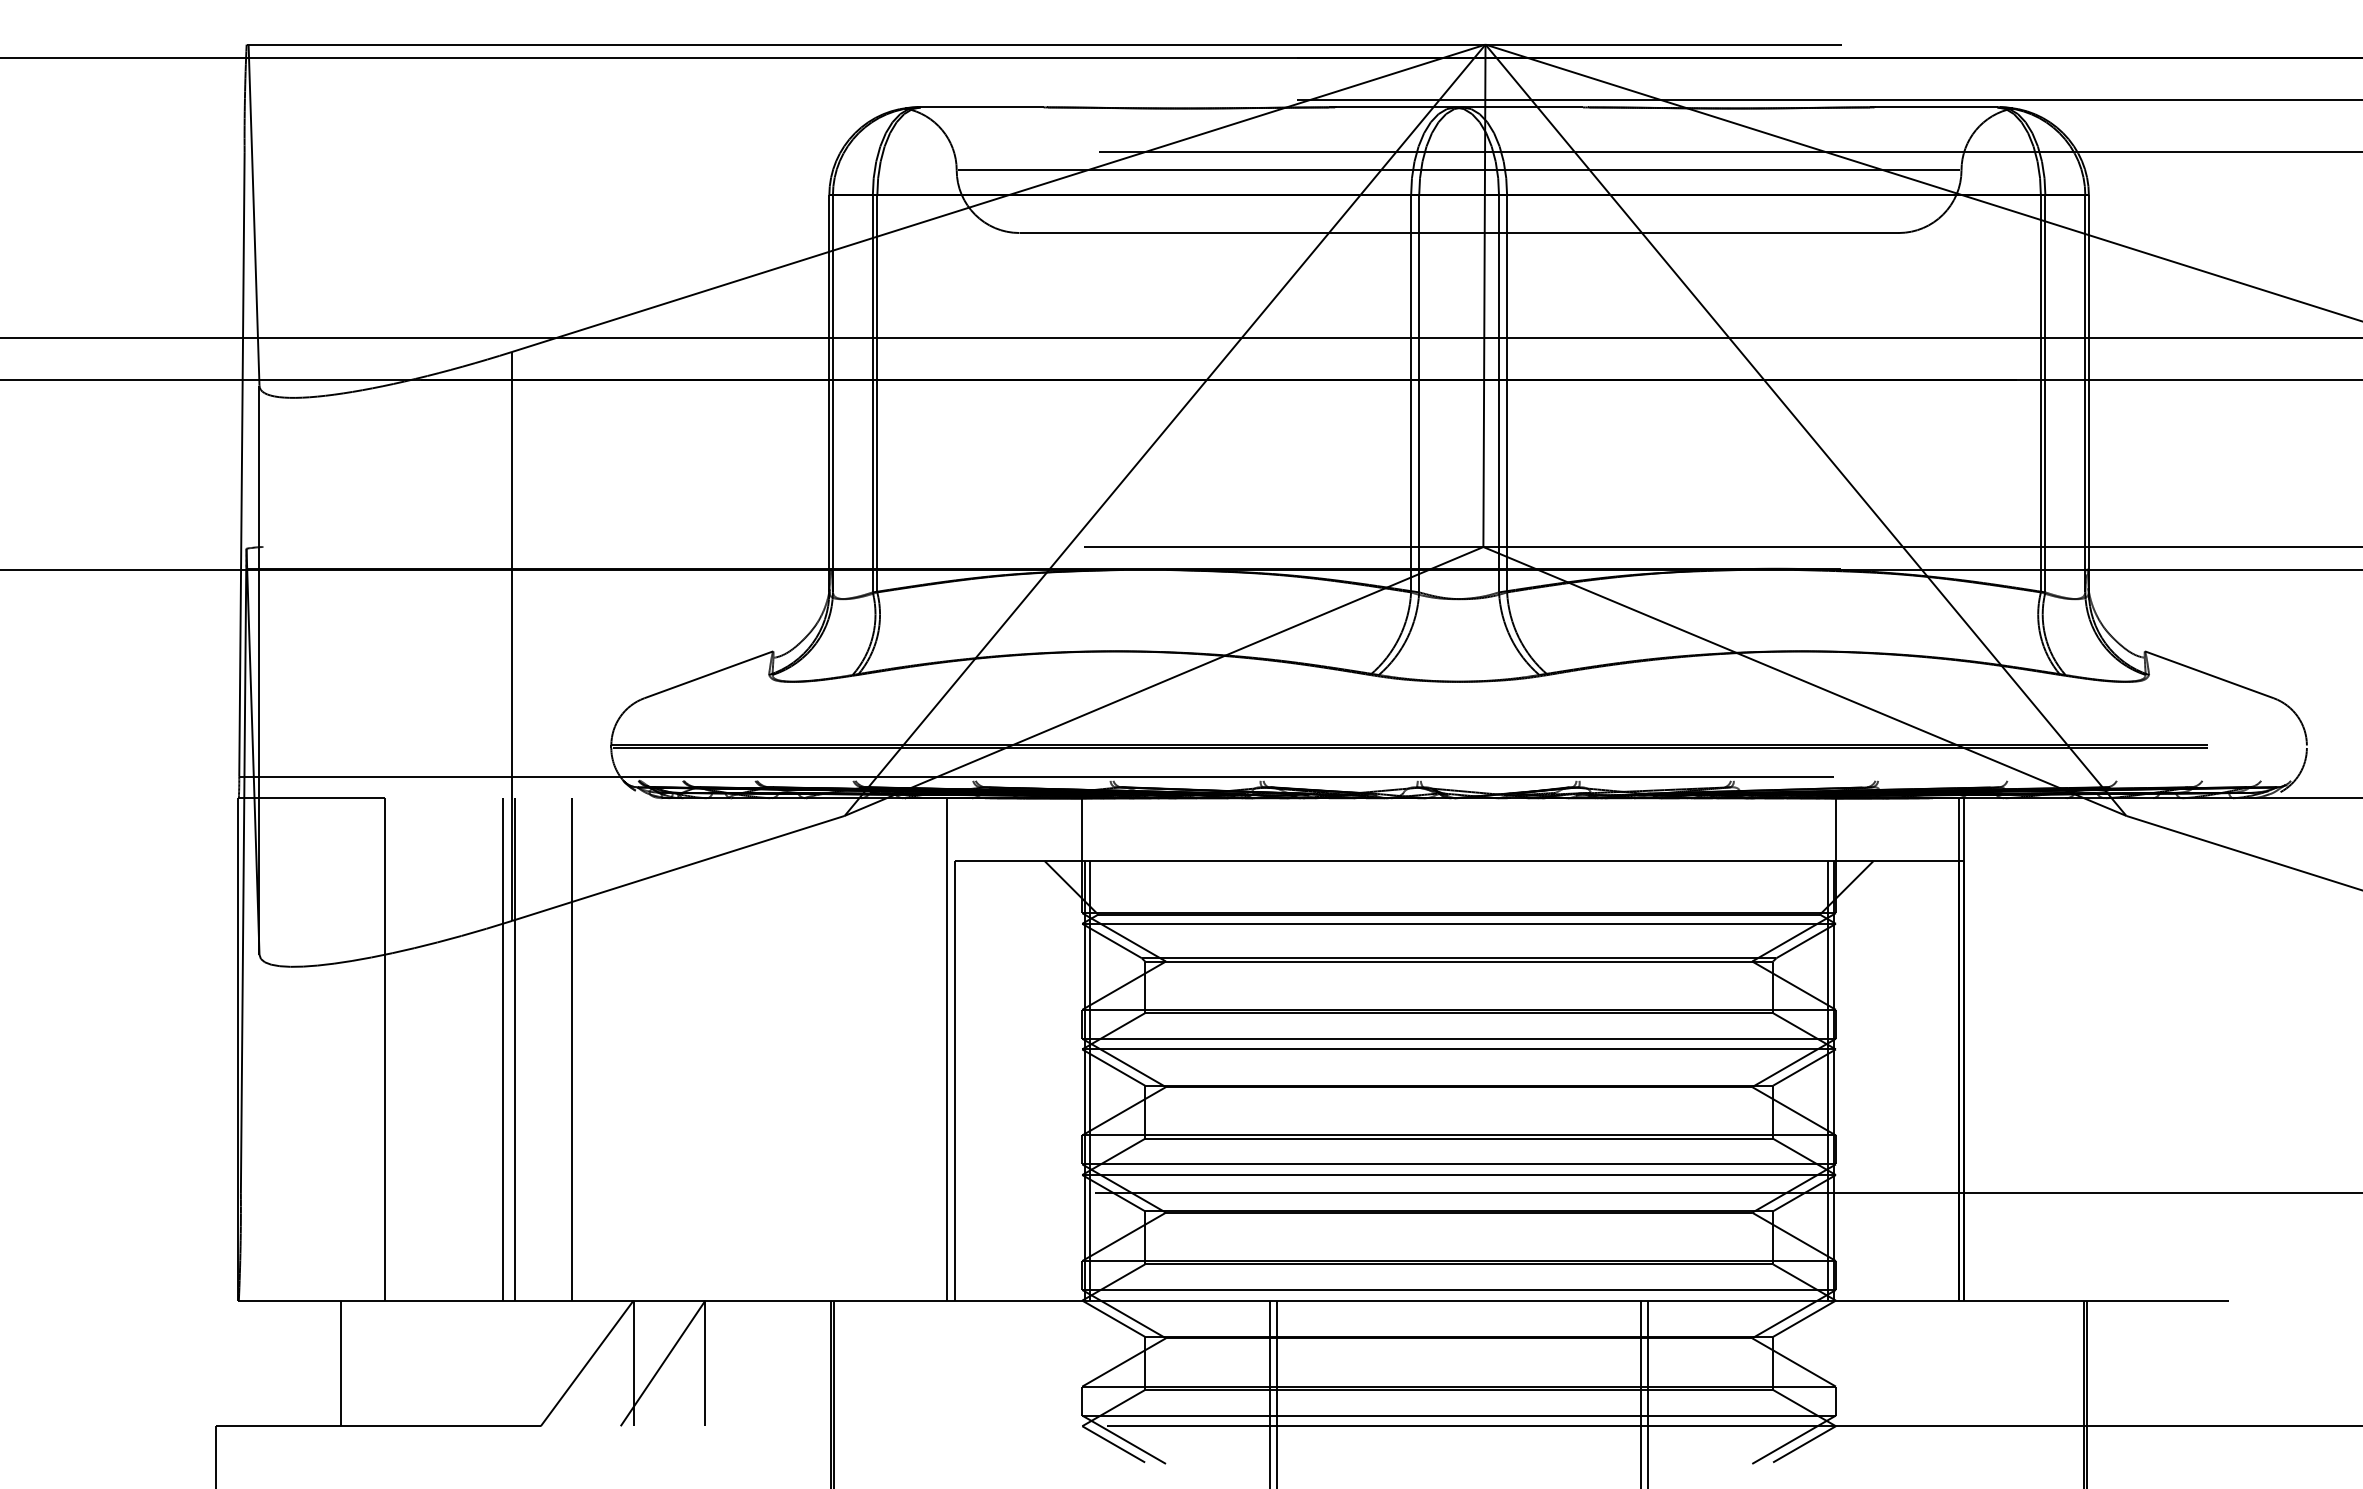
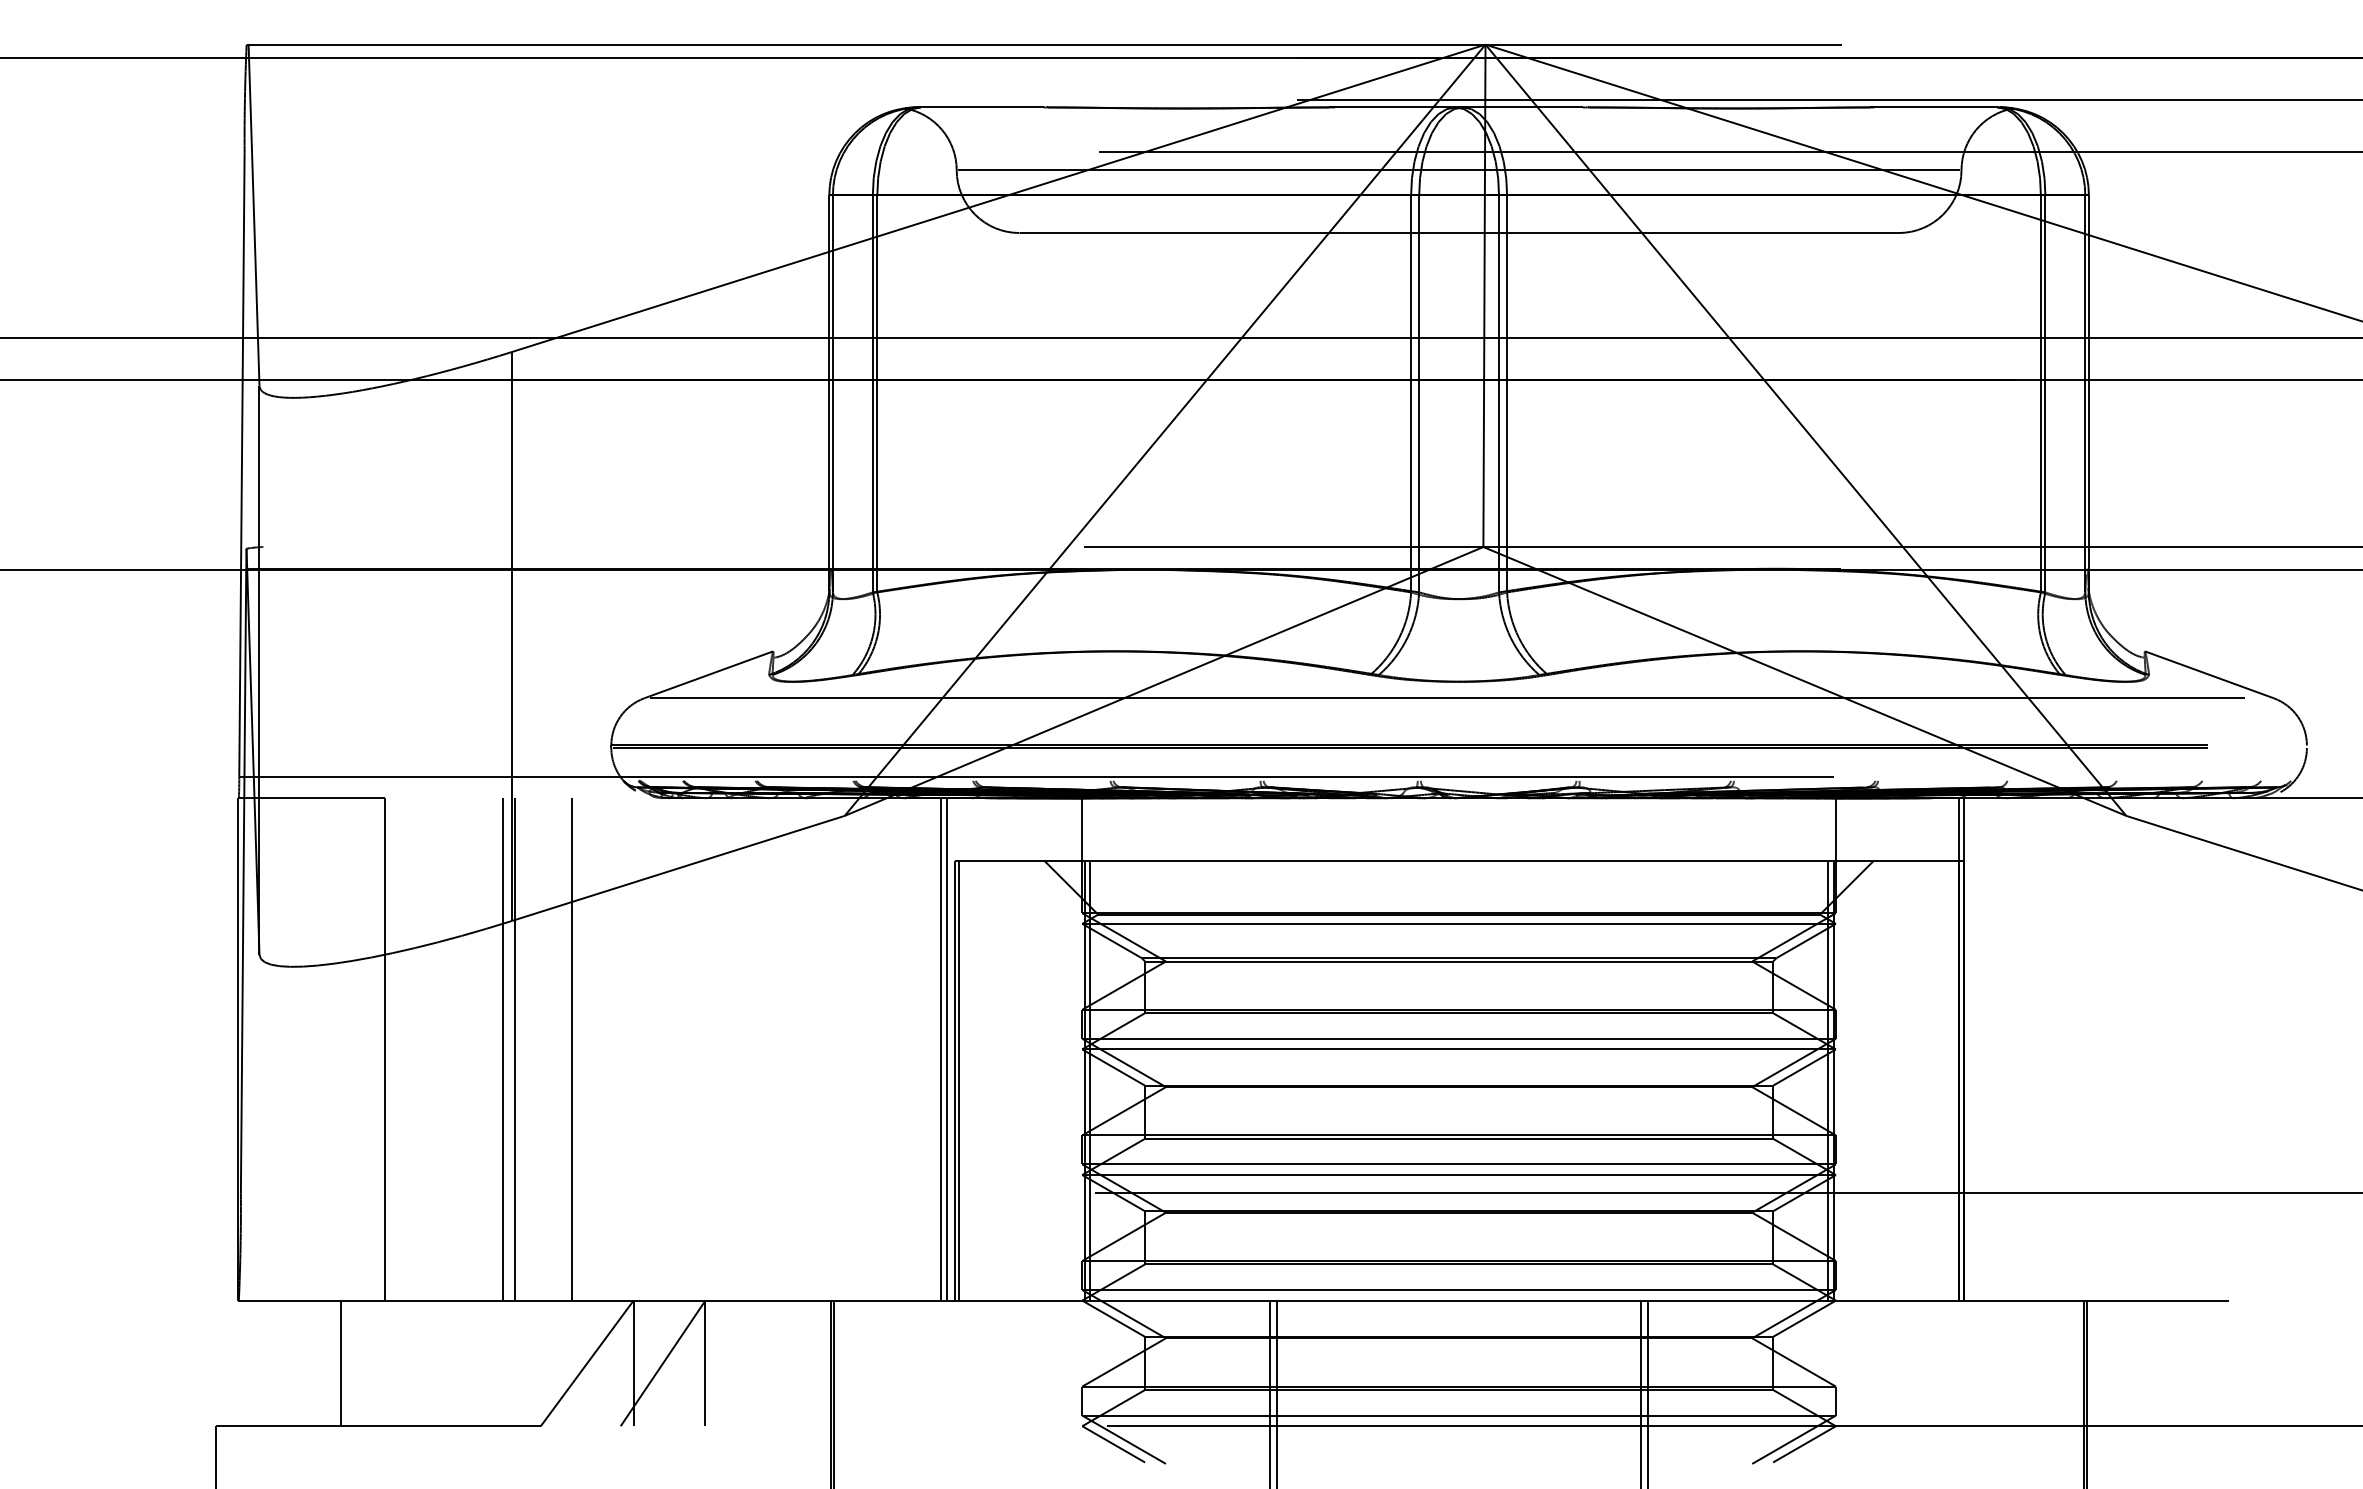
line: none -> present (1458, 698)
line: none -> present (941, 1049)
line: none -> present (958, 1080)
